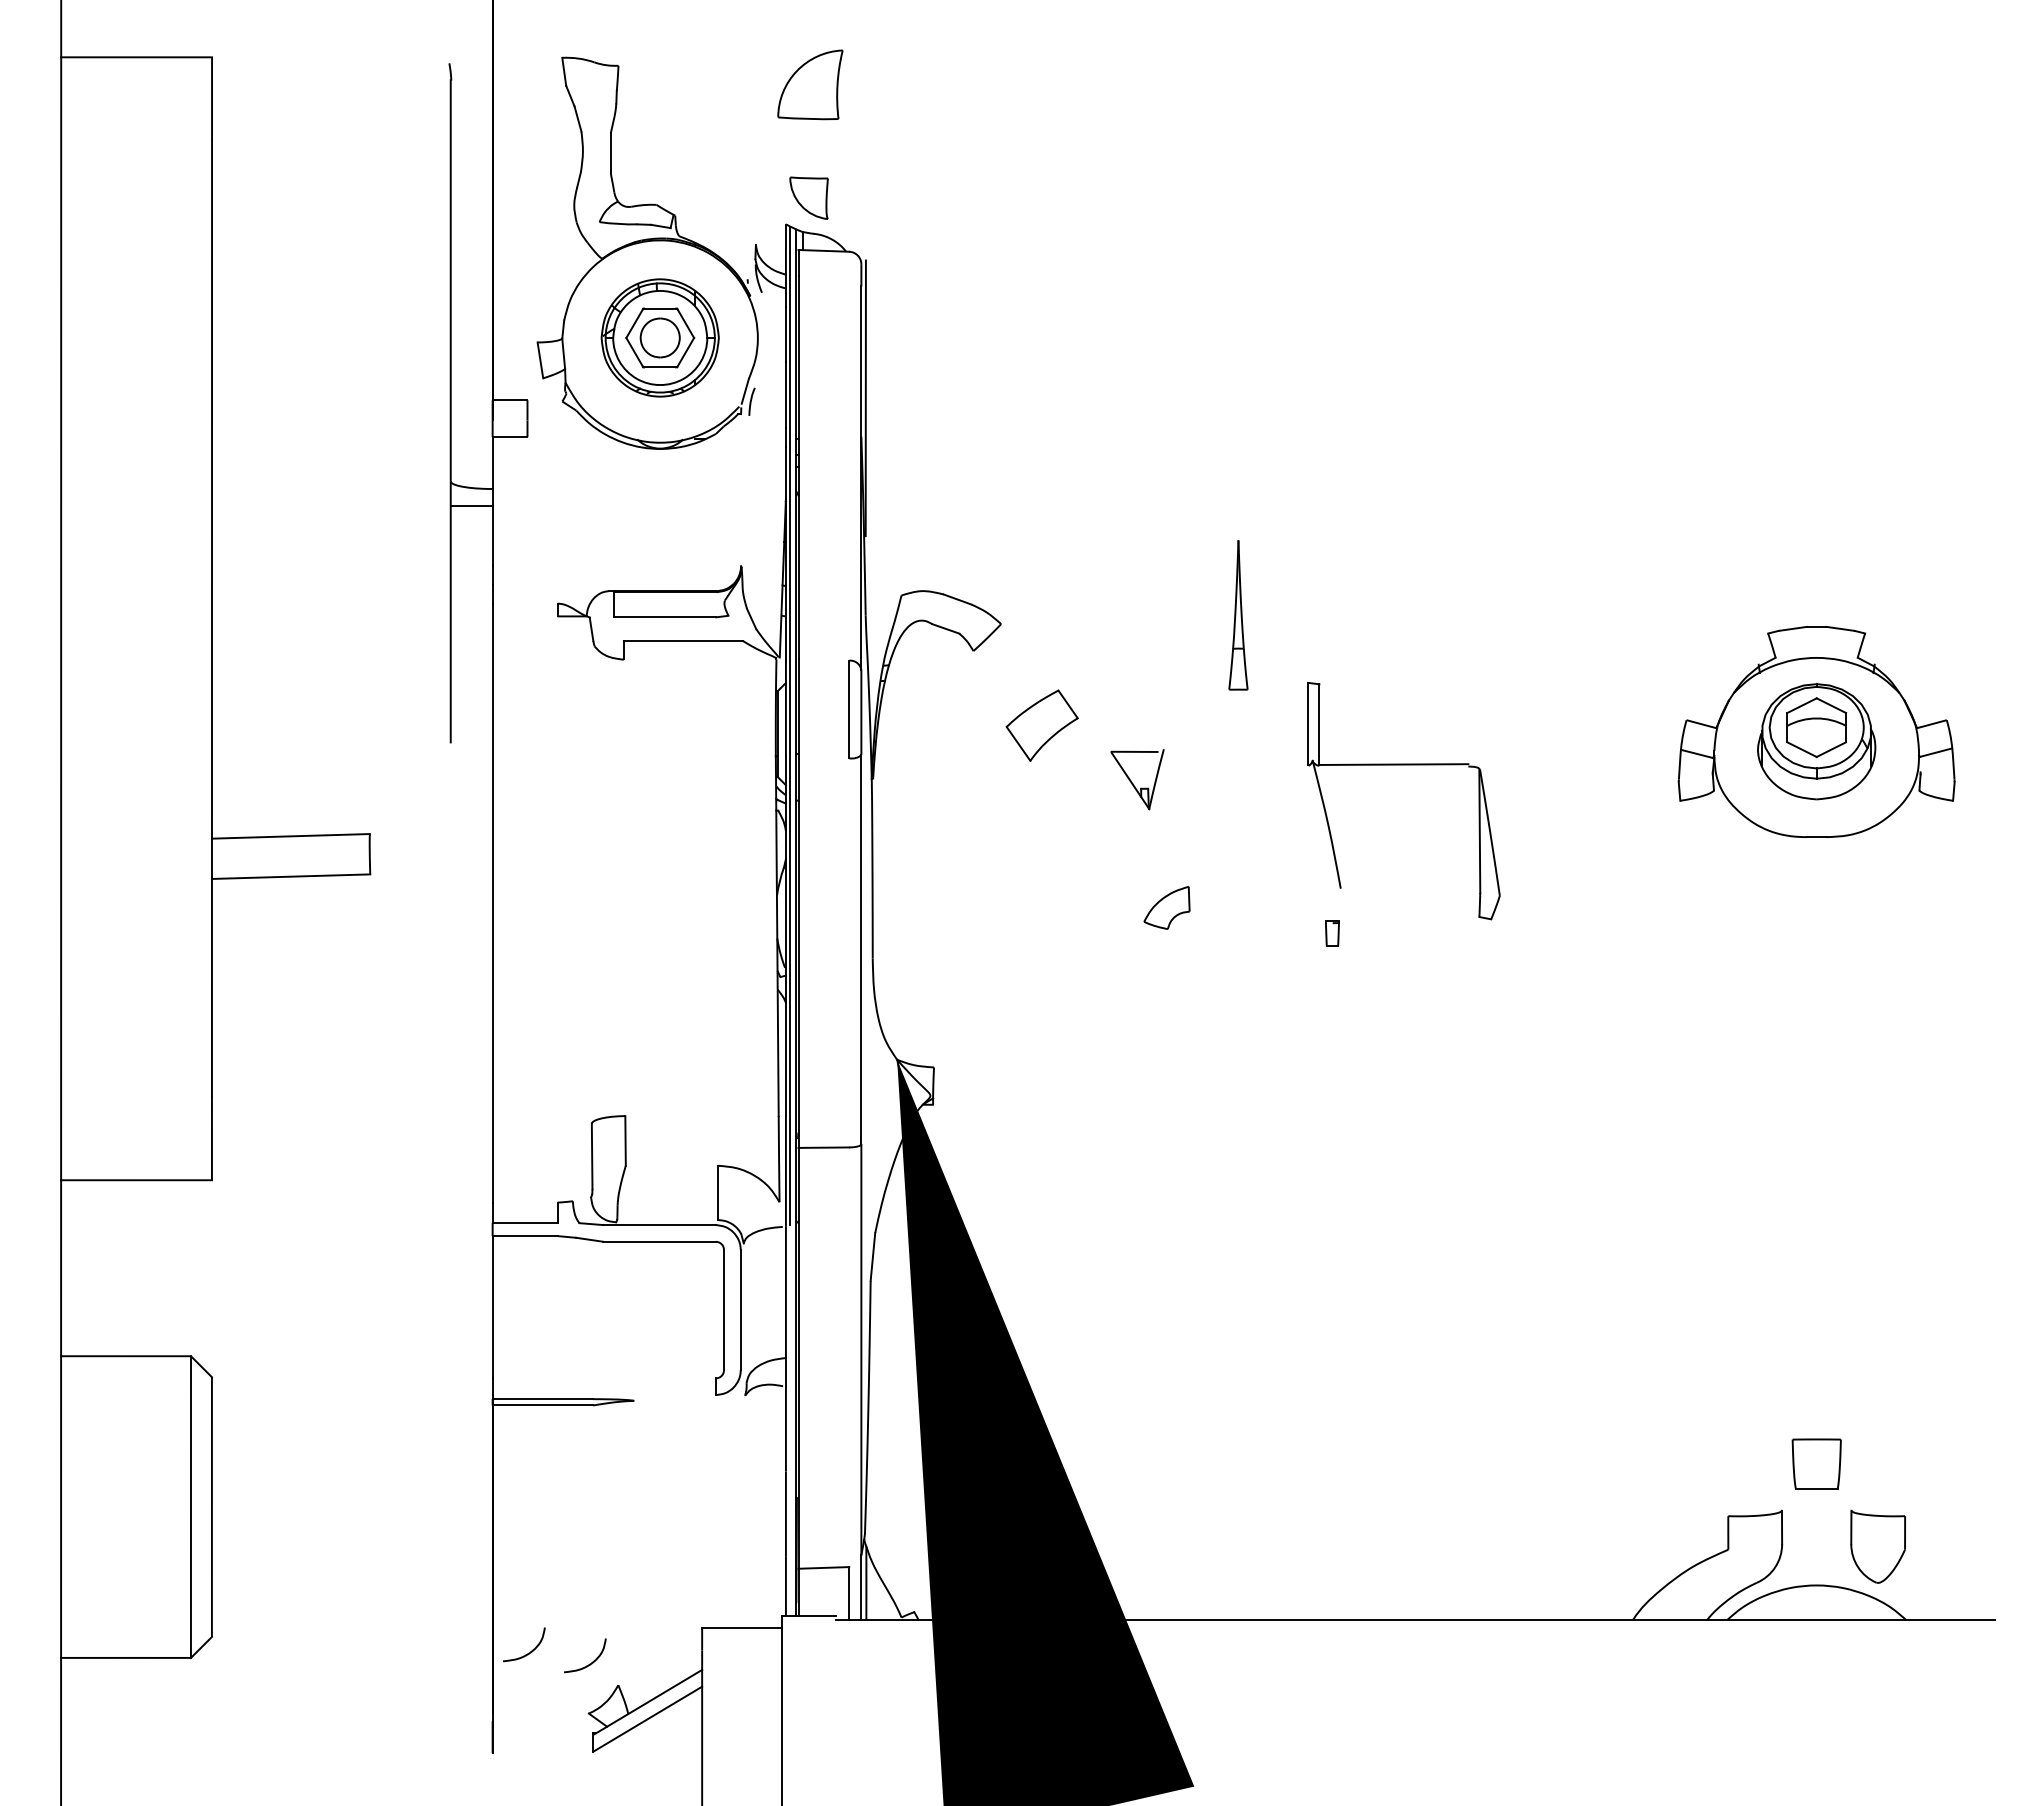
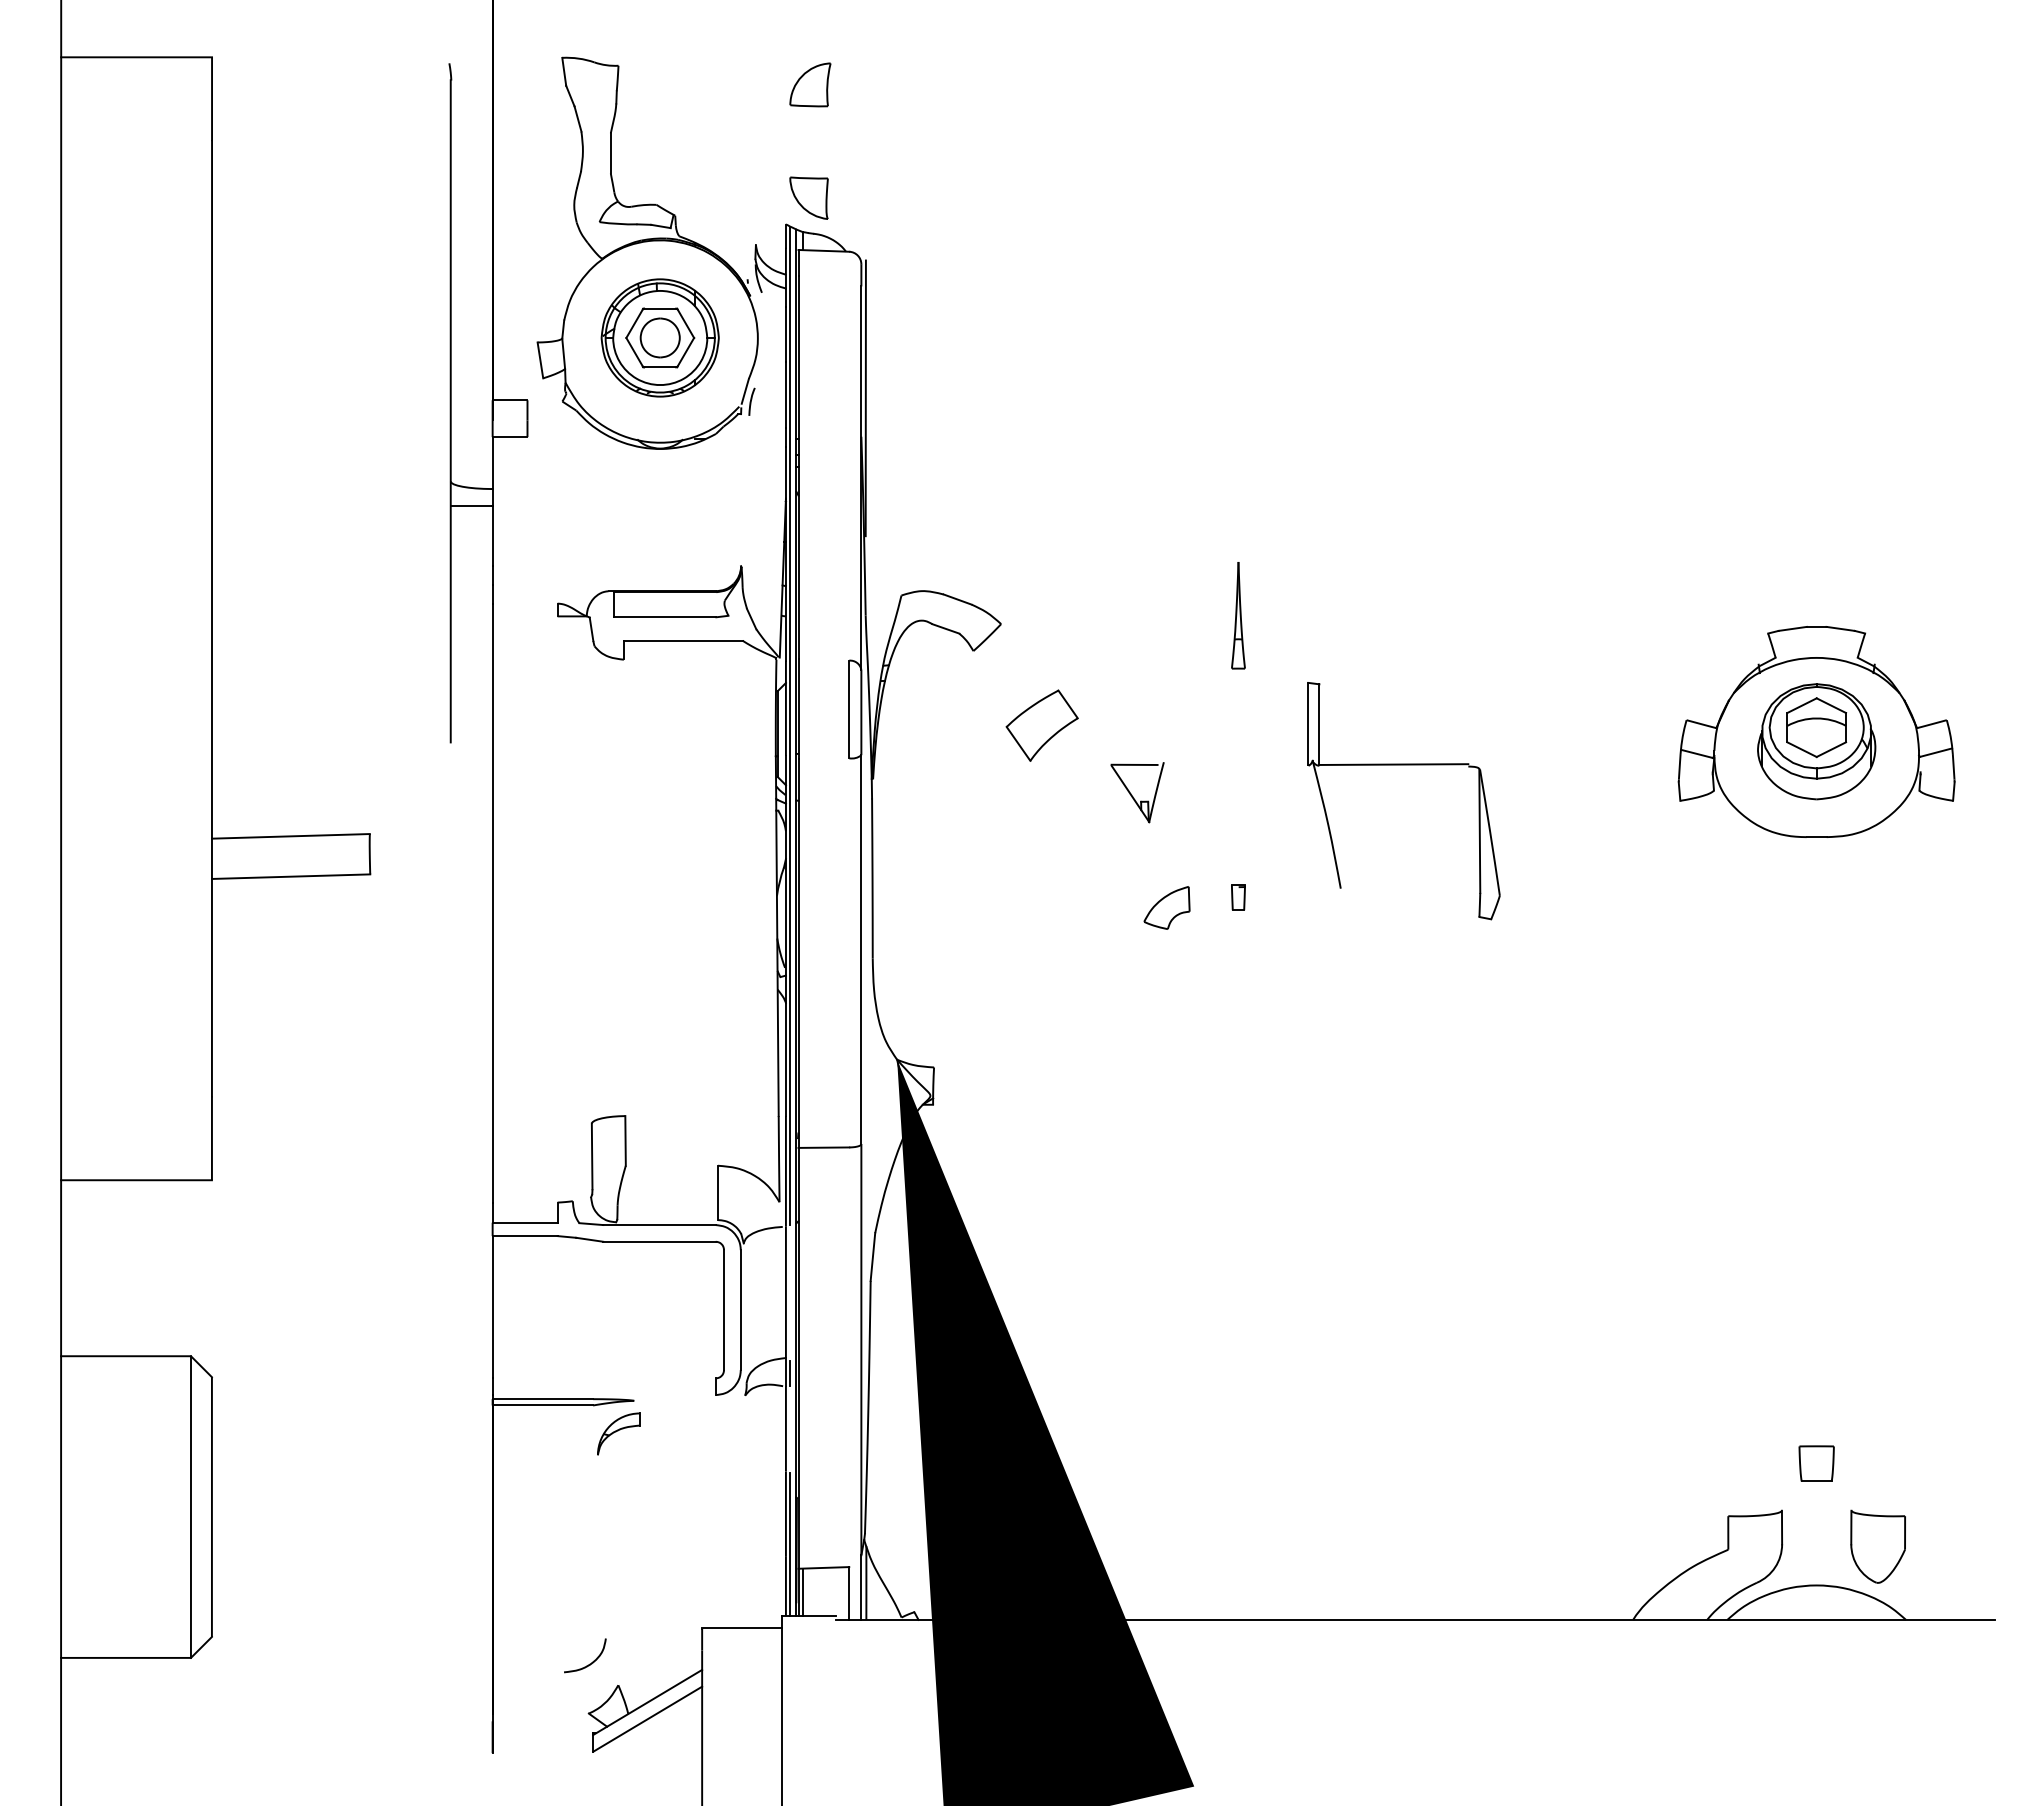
part size: 67x72 px -> 43x46 px (810, 84)
part size: 21x151 px -> 15x108 px (1238, 615)
part position: (1137, 779) -> (1137, 792) (1137, 792)
part position: (1332, 933) -> (1238, 897) (1238, 897)
line: none -> present (790, 1372)
part: none -> present (618, 1433)
part size: 51x52 px -> 37x37 px (1816, 1463)
line: none -> present (790, 1543)
line: none -> present (802, 1591)
curve: present -> none (528, 1652)
